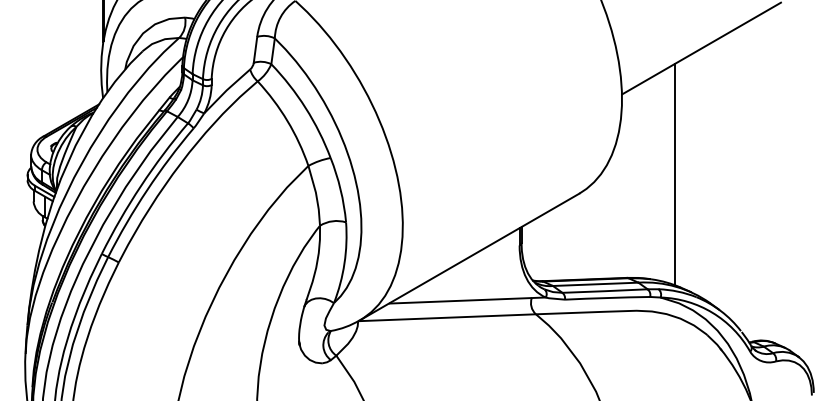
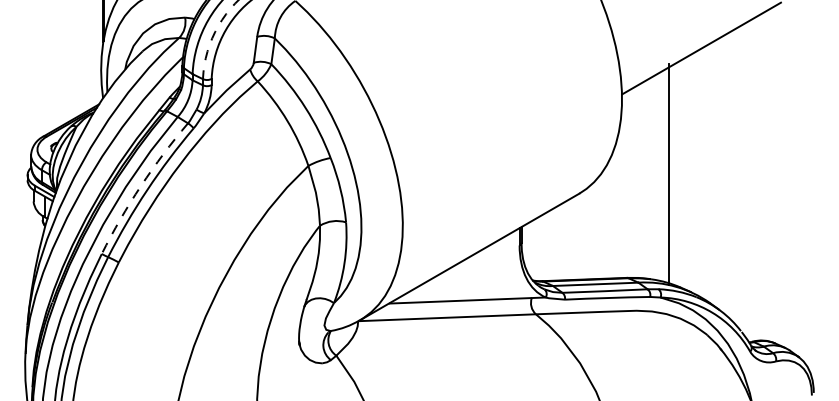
arc: solid -> dashed (212, 38)
line position: (674, 174) -> (668, 174) (668, 174)
arc: solid -> dashed (140, 186)
